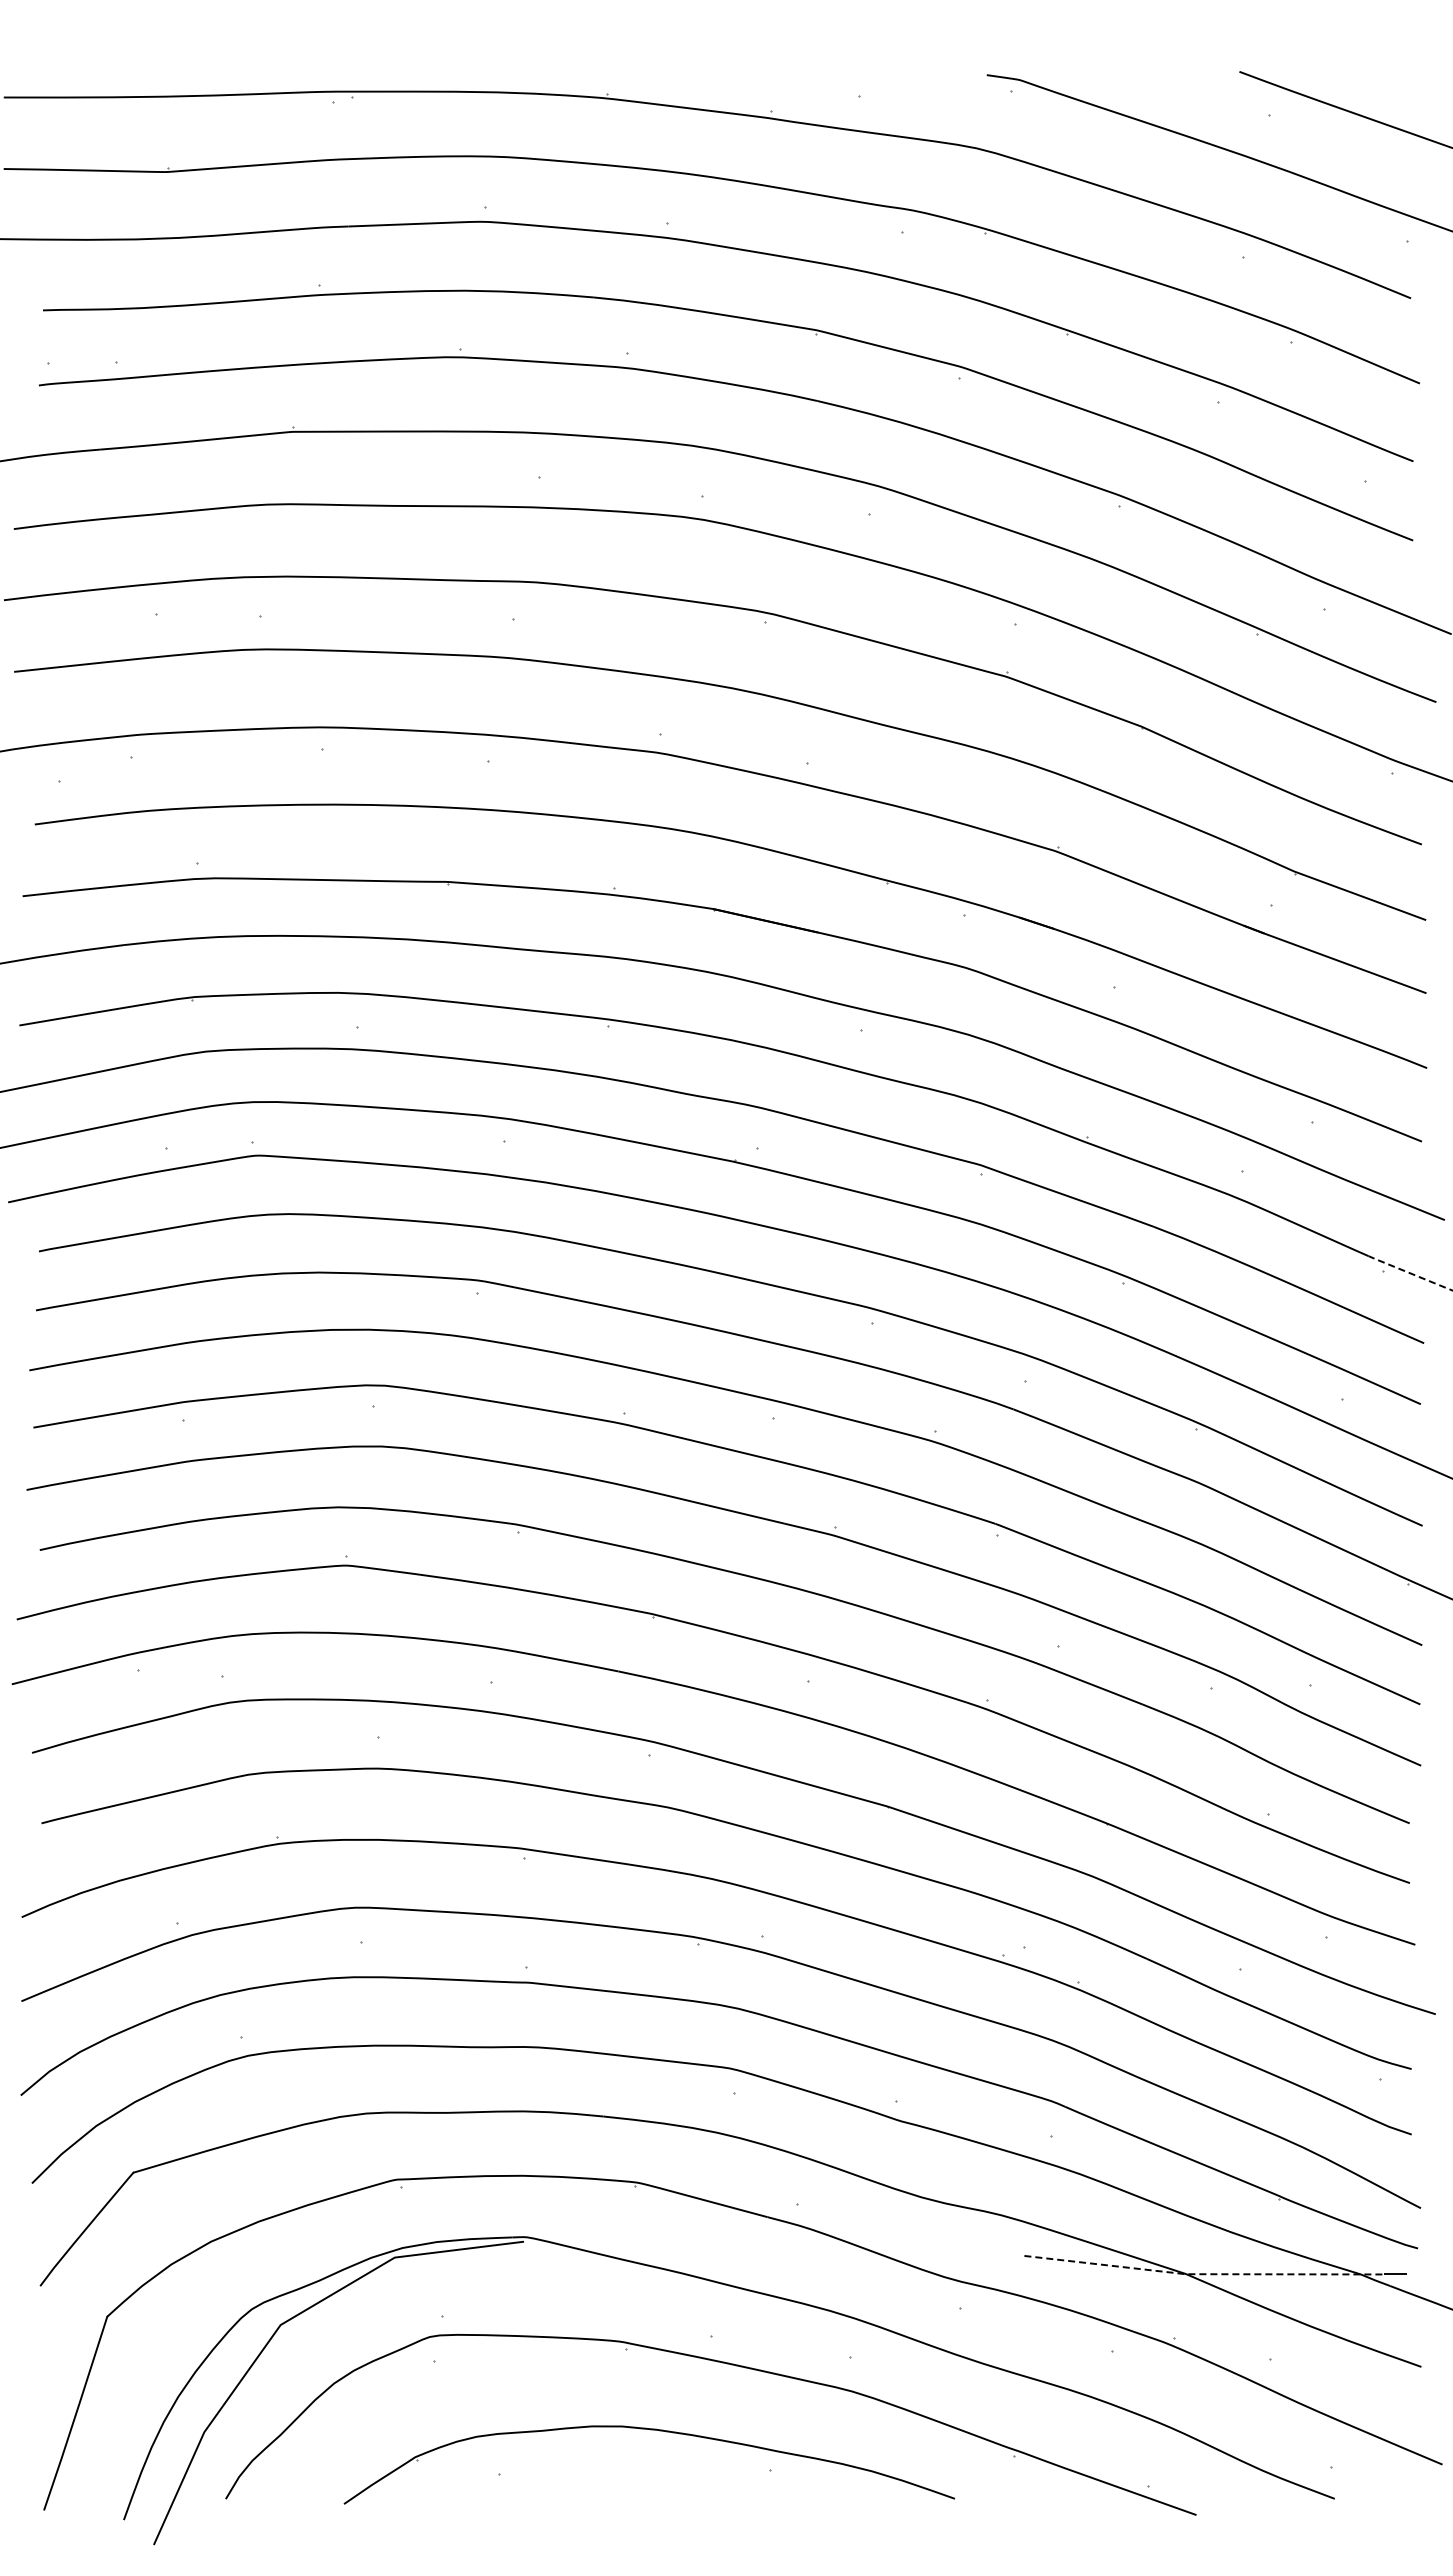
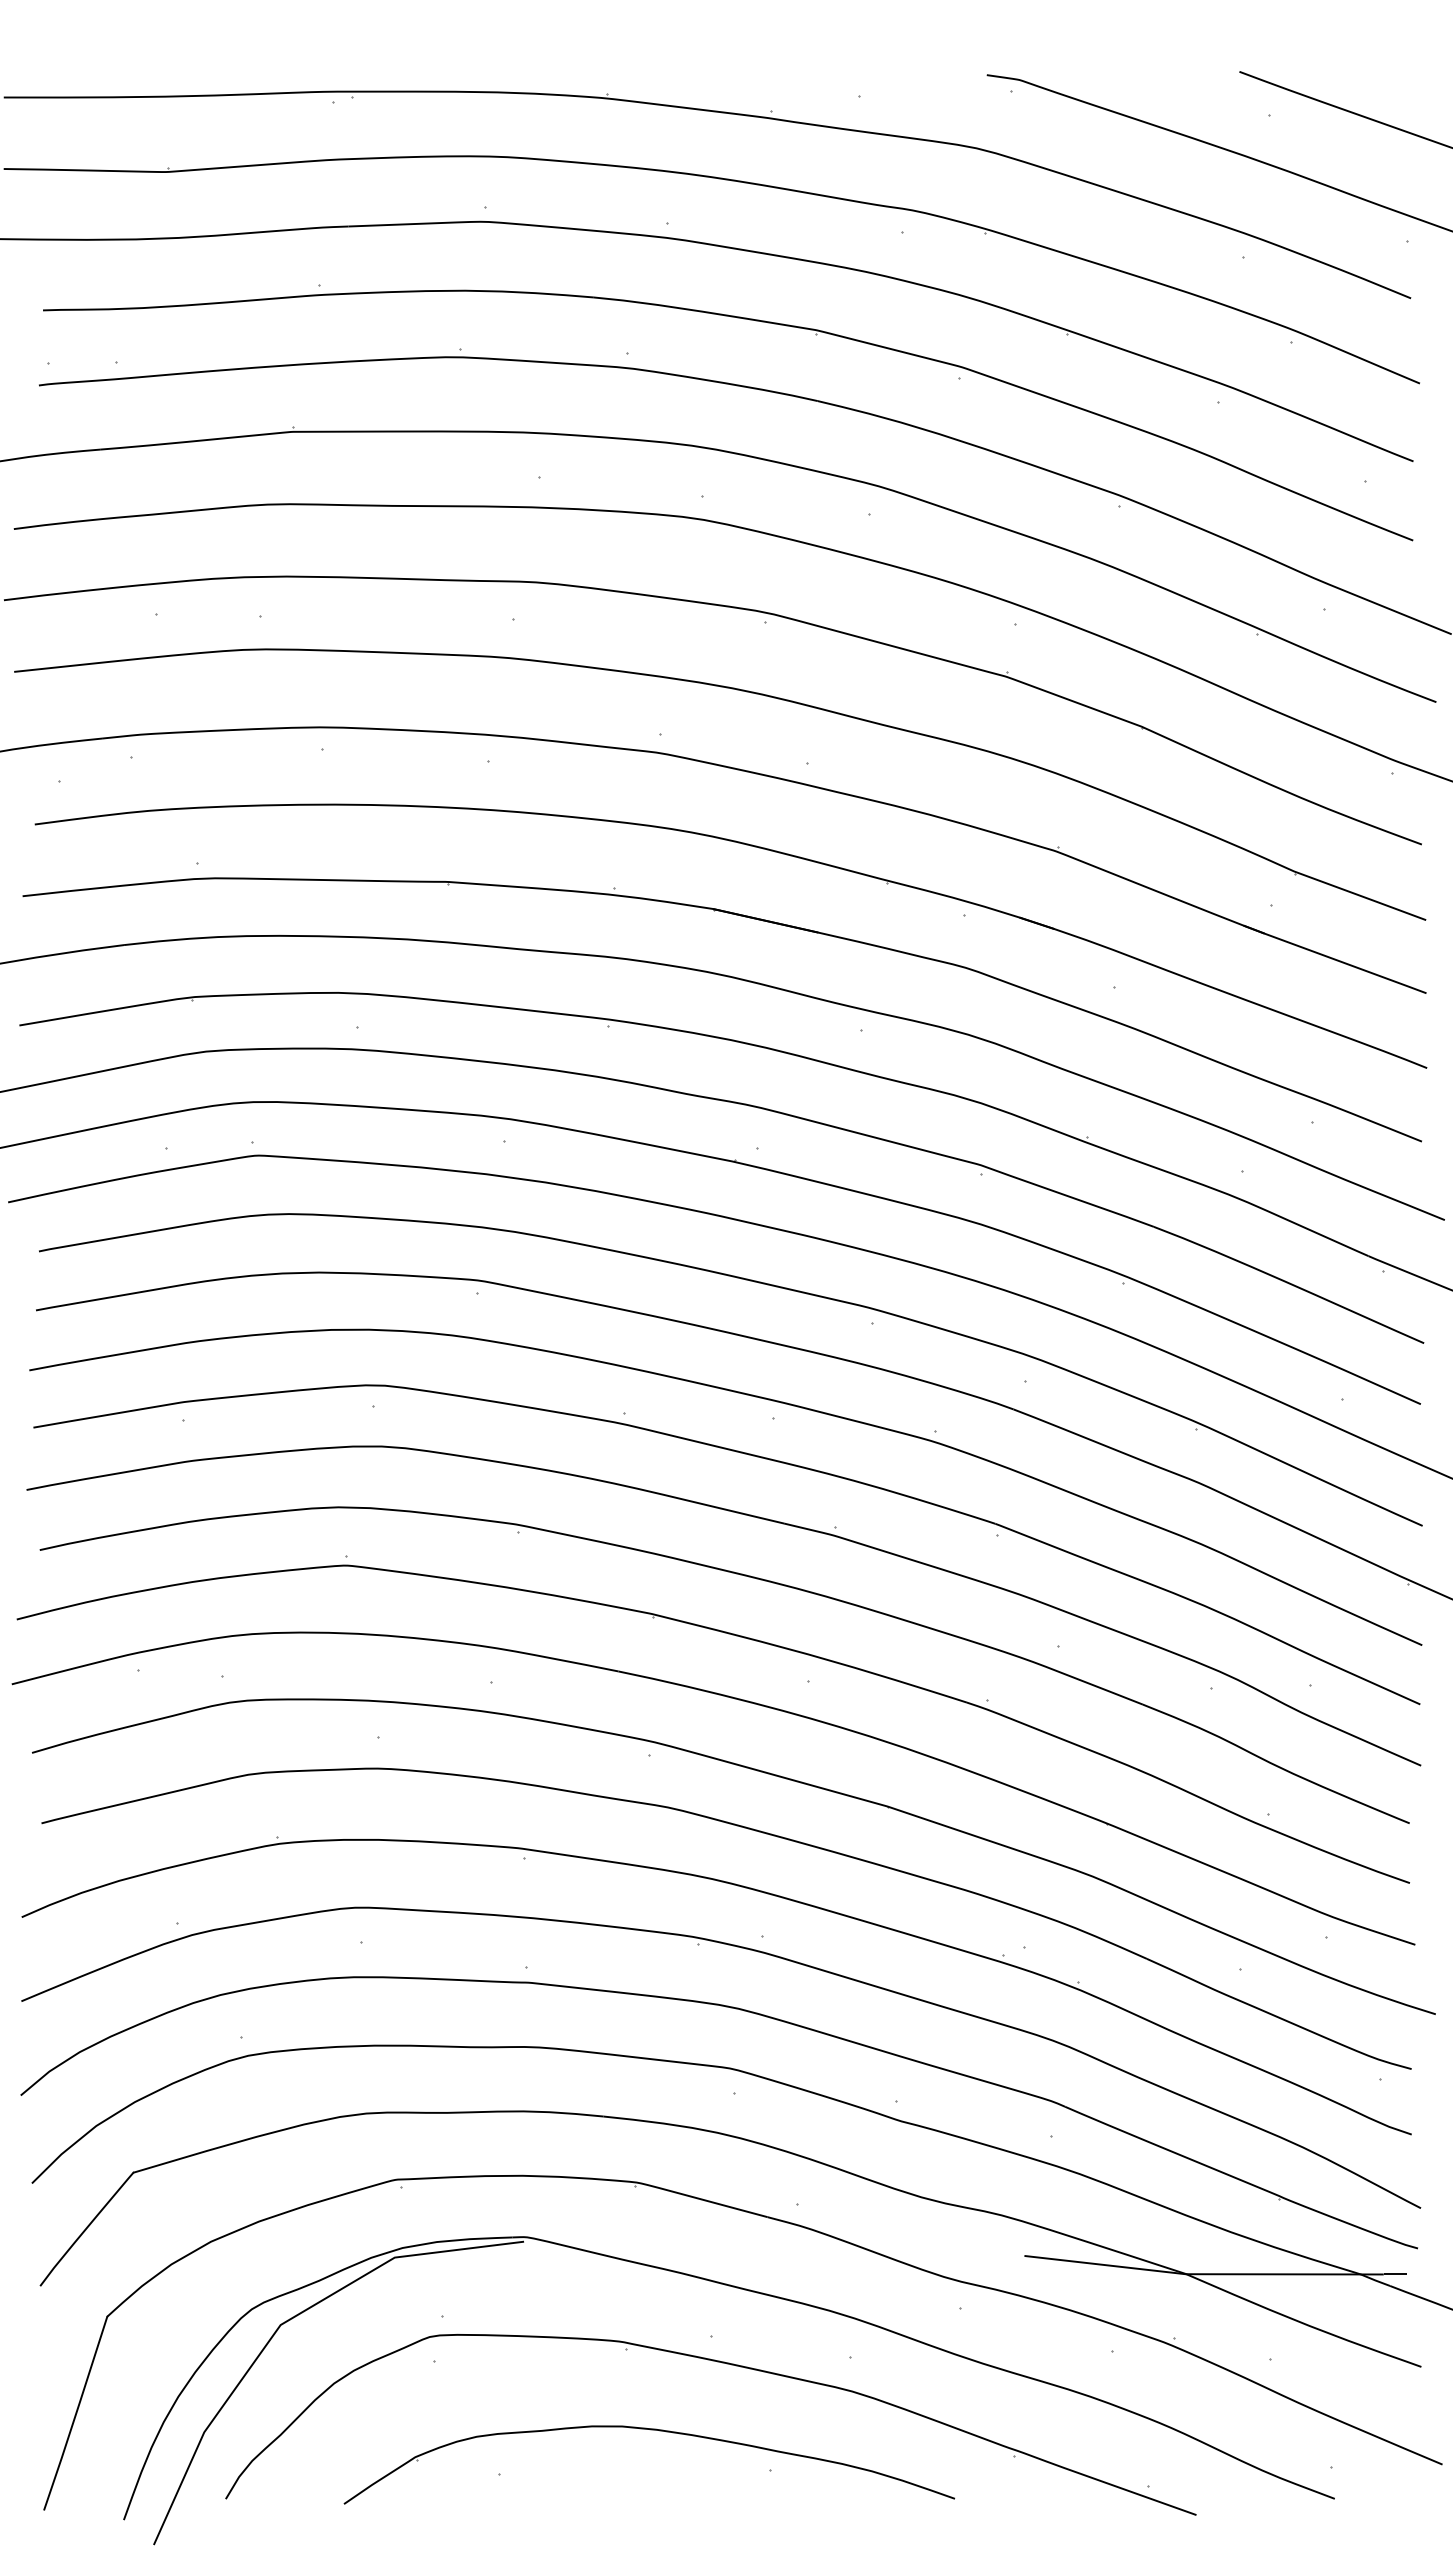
line: dashed -> solid (1409, 1272)
line: dashed -> solid (1203, 2274)
